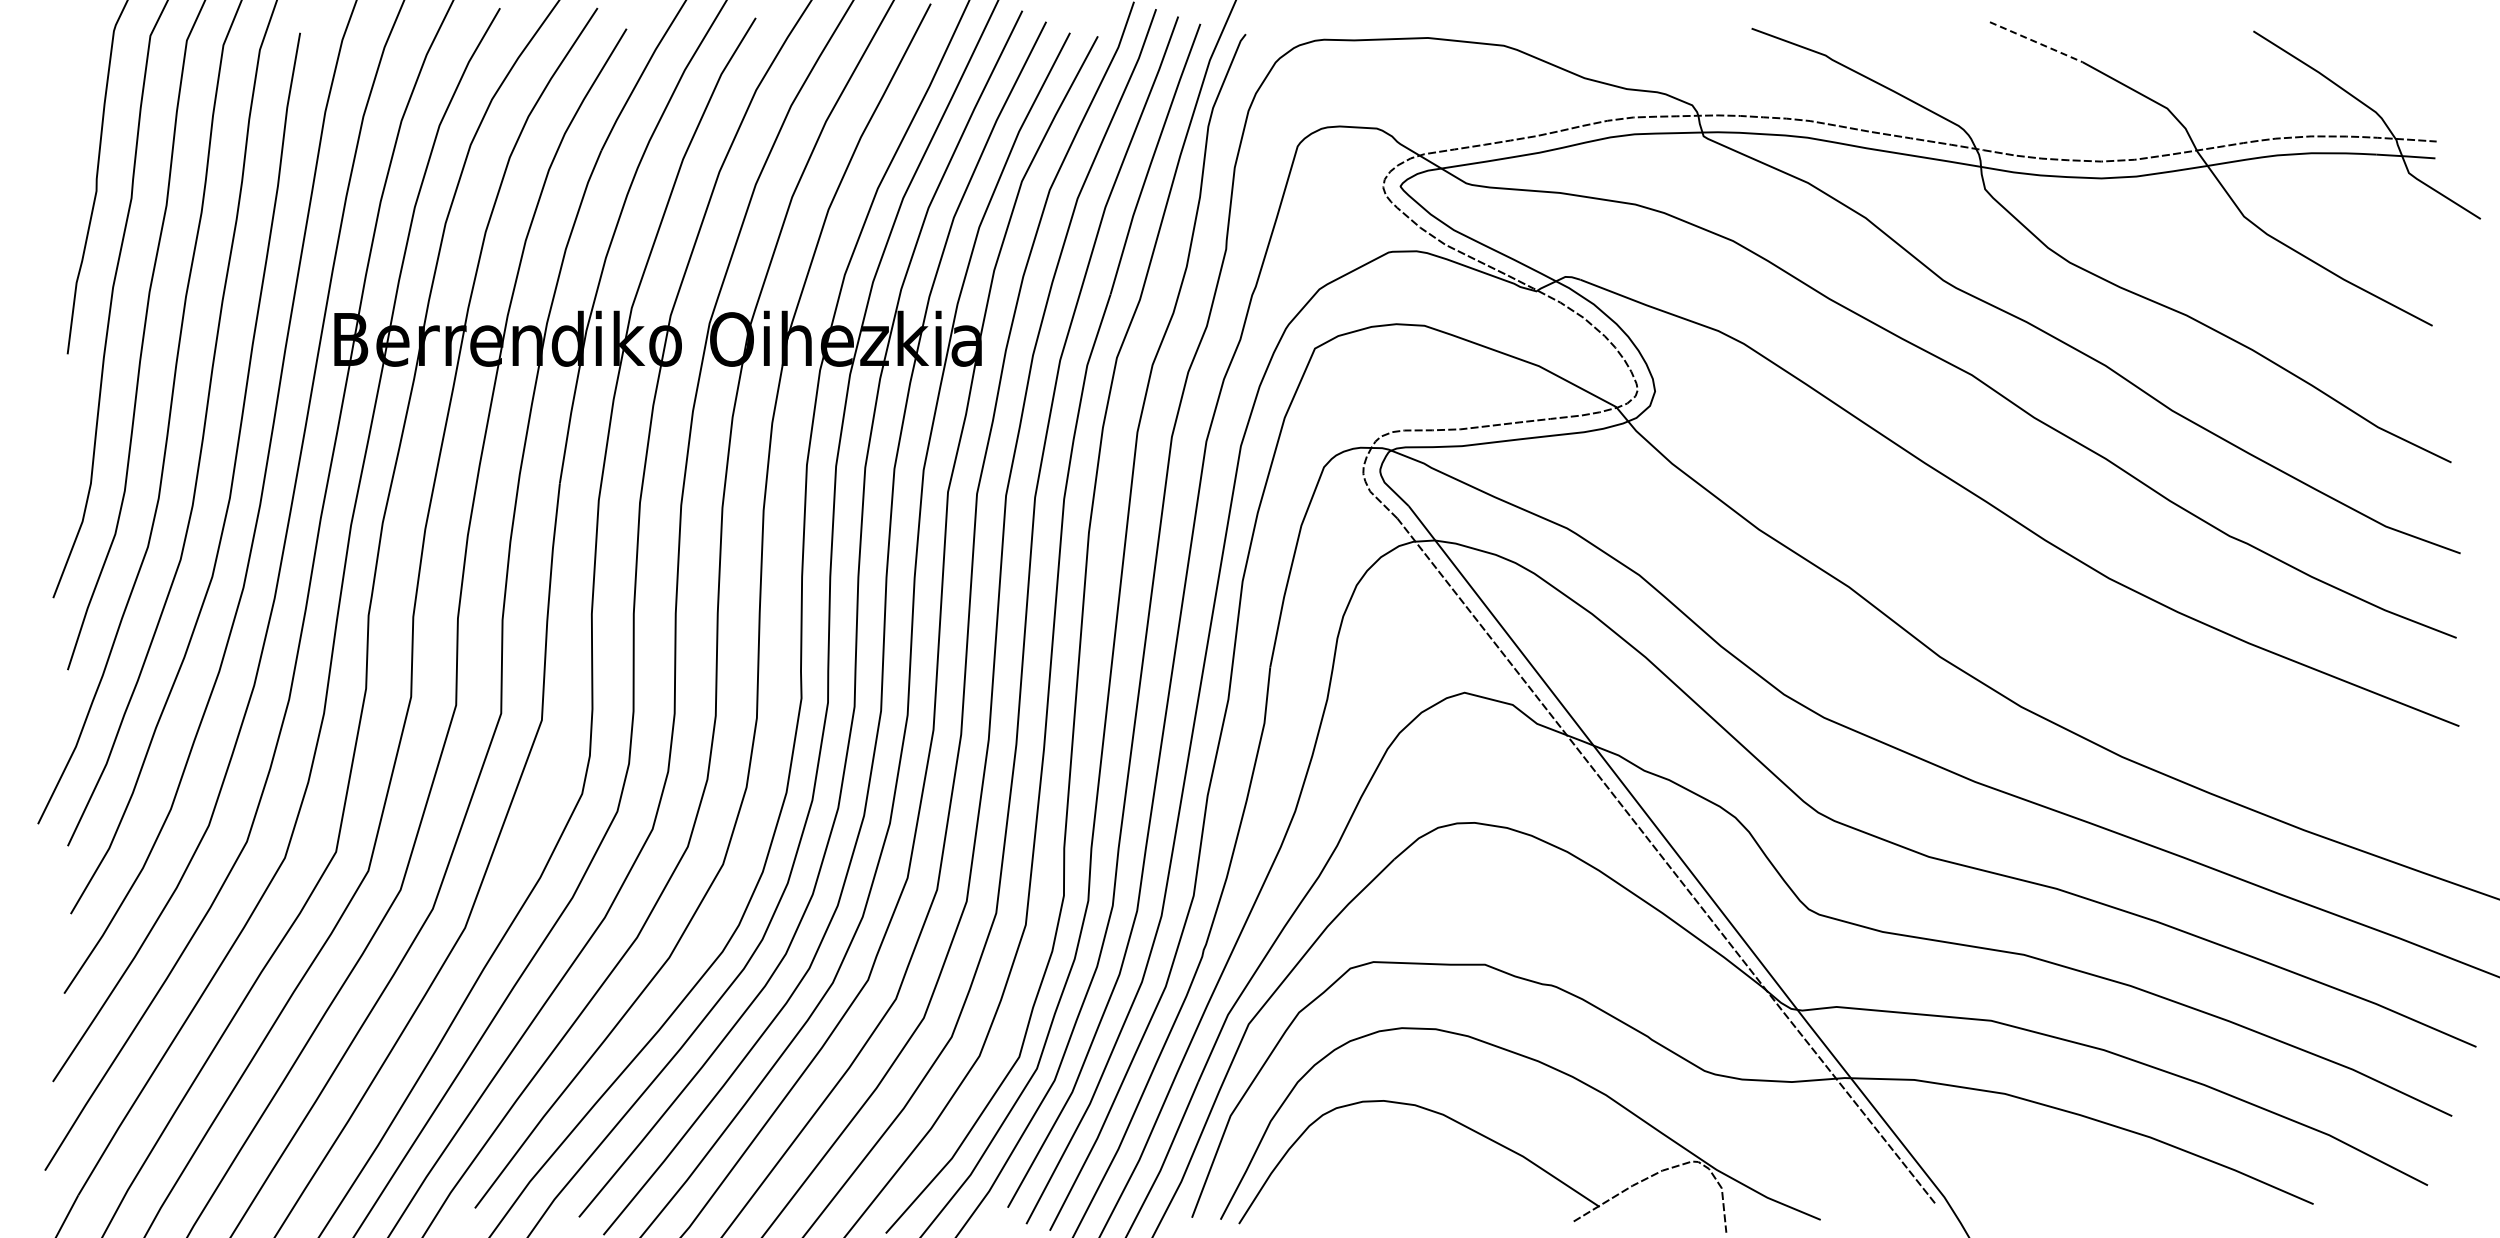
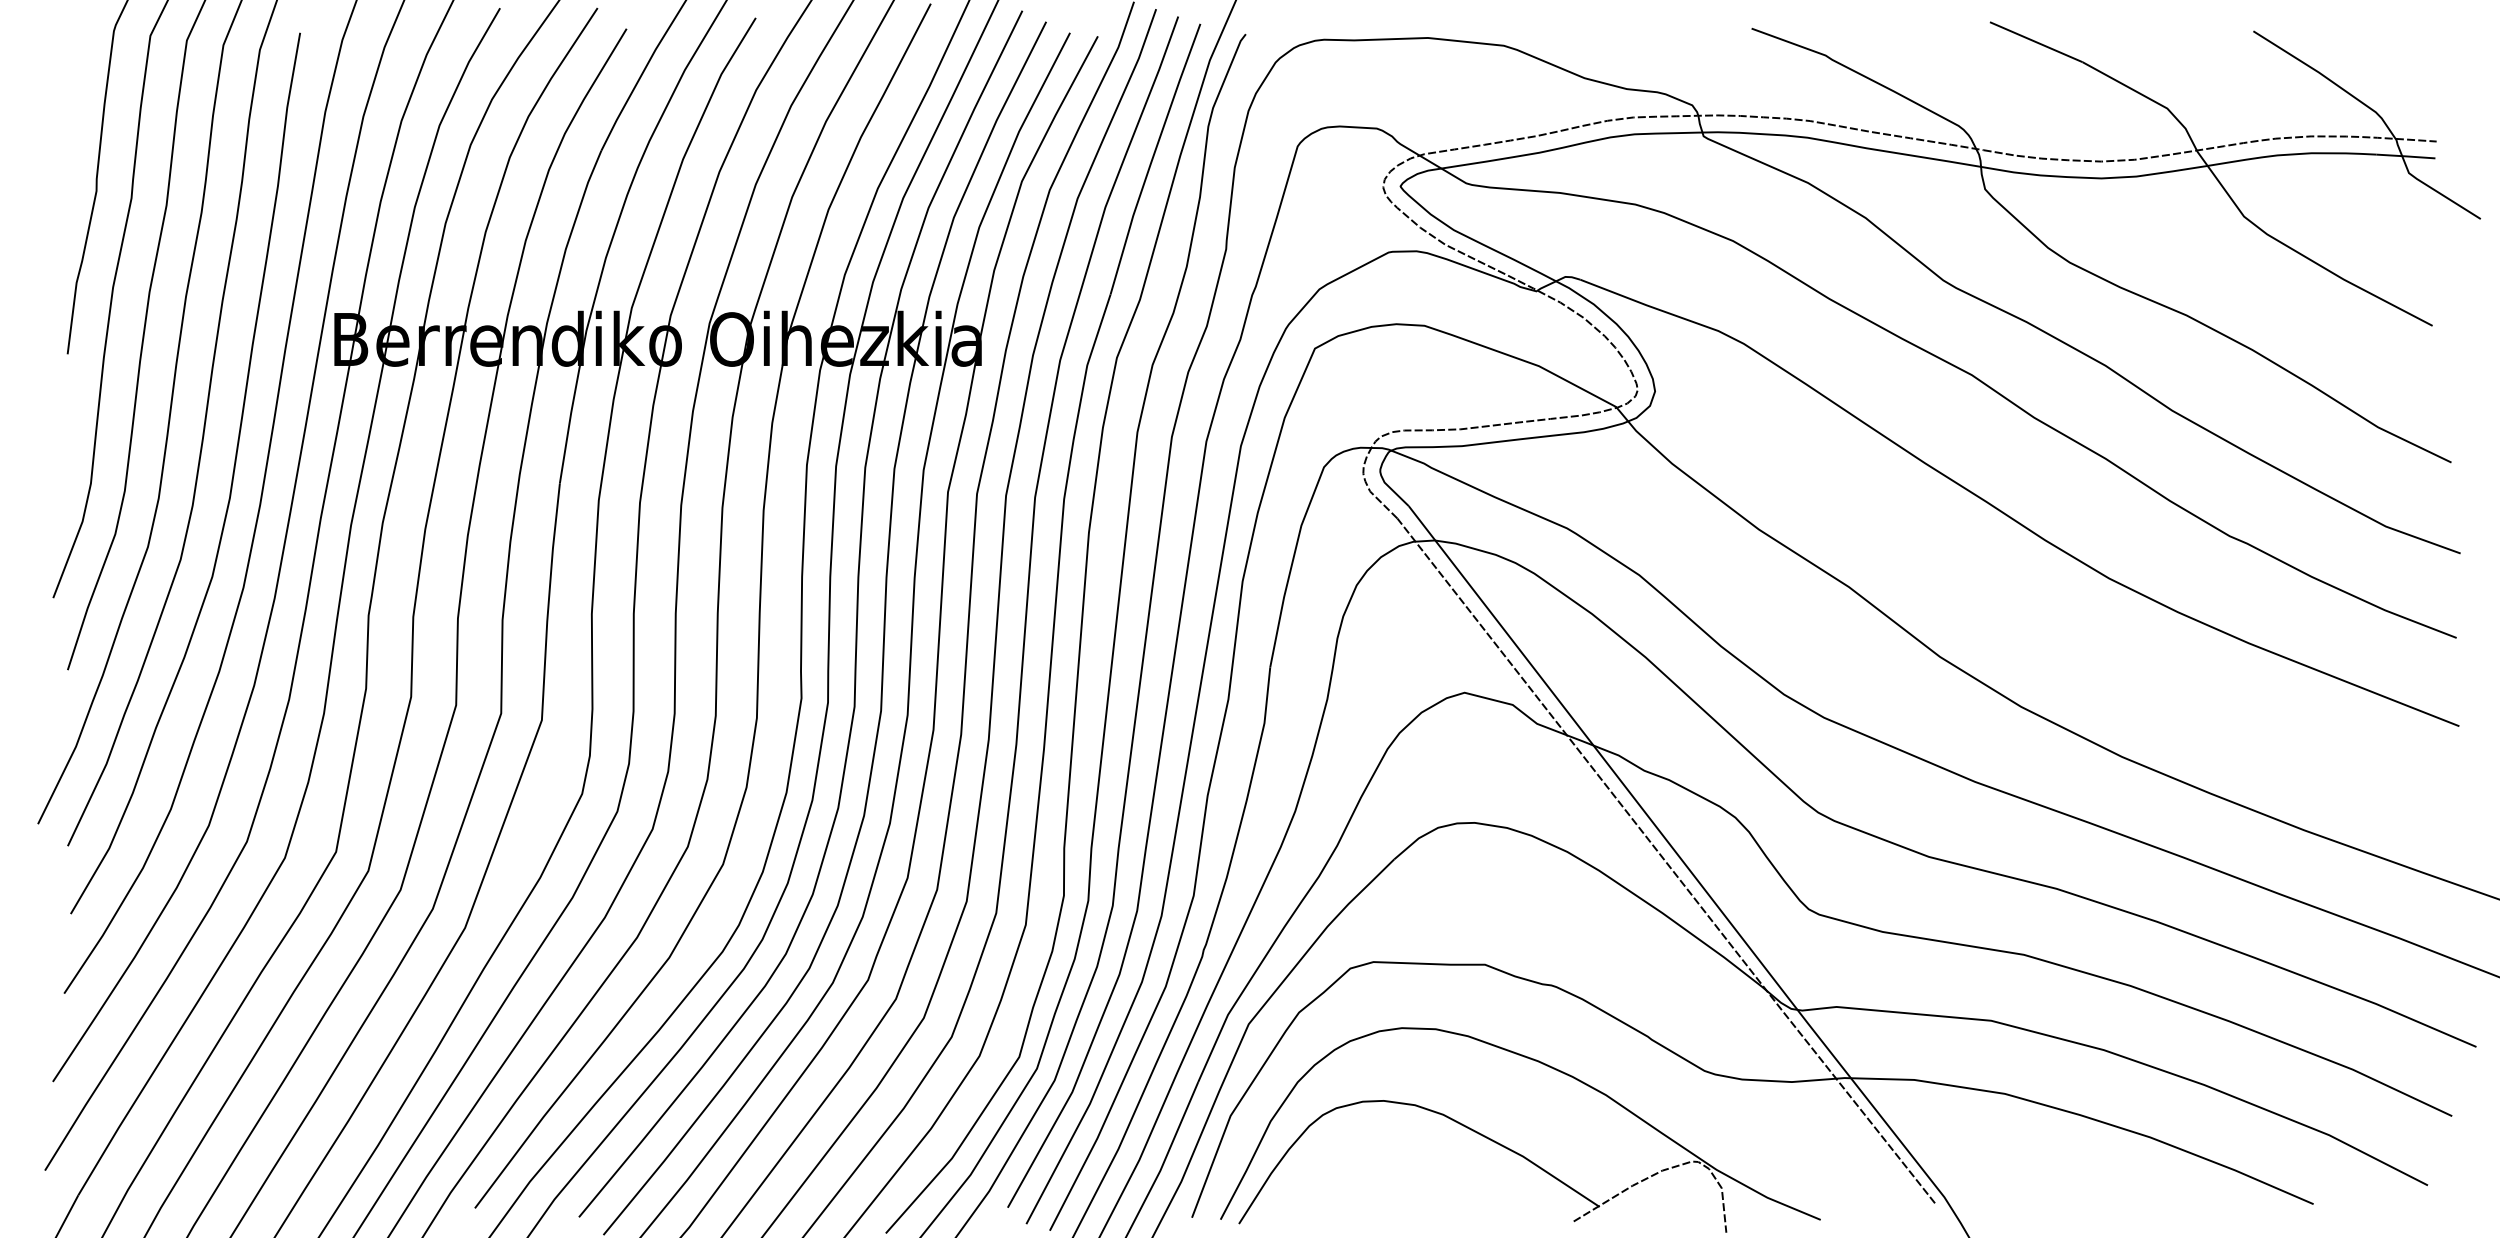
line: dashed -> solid (2036, 42)
